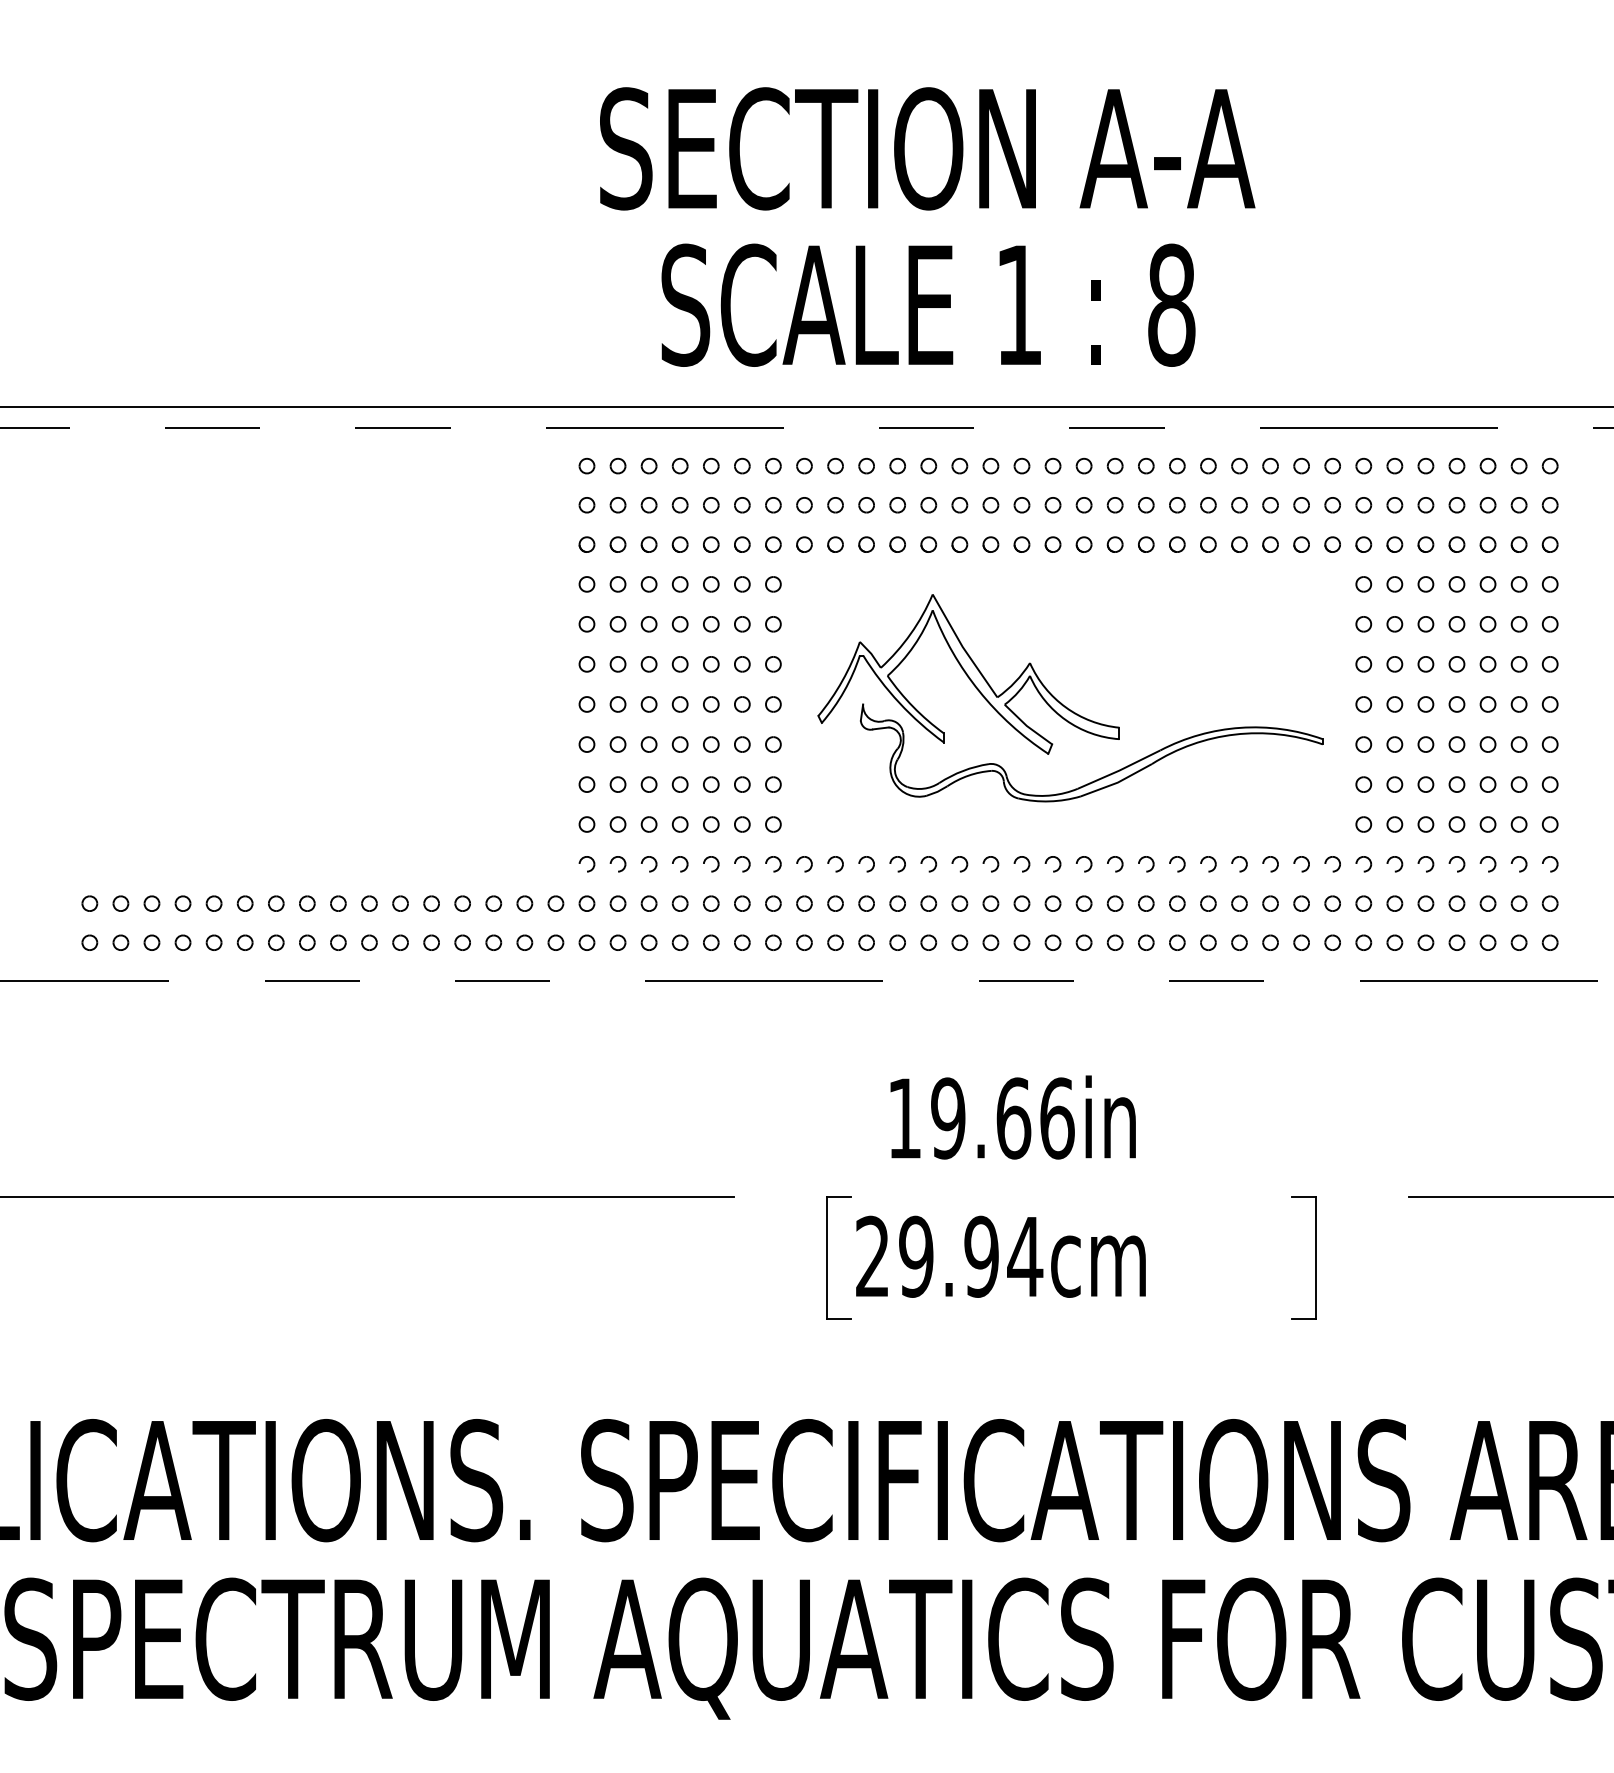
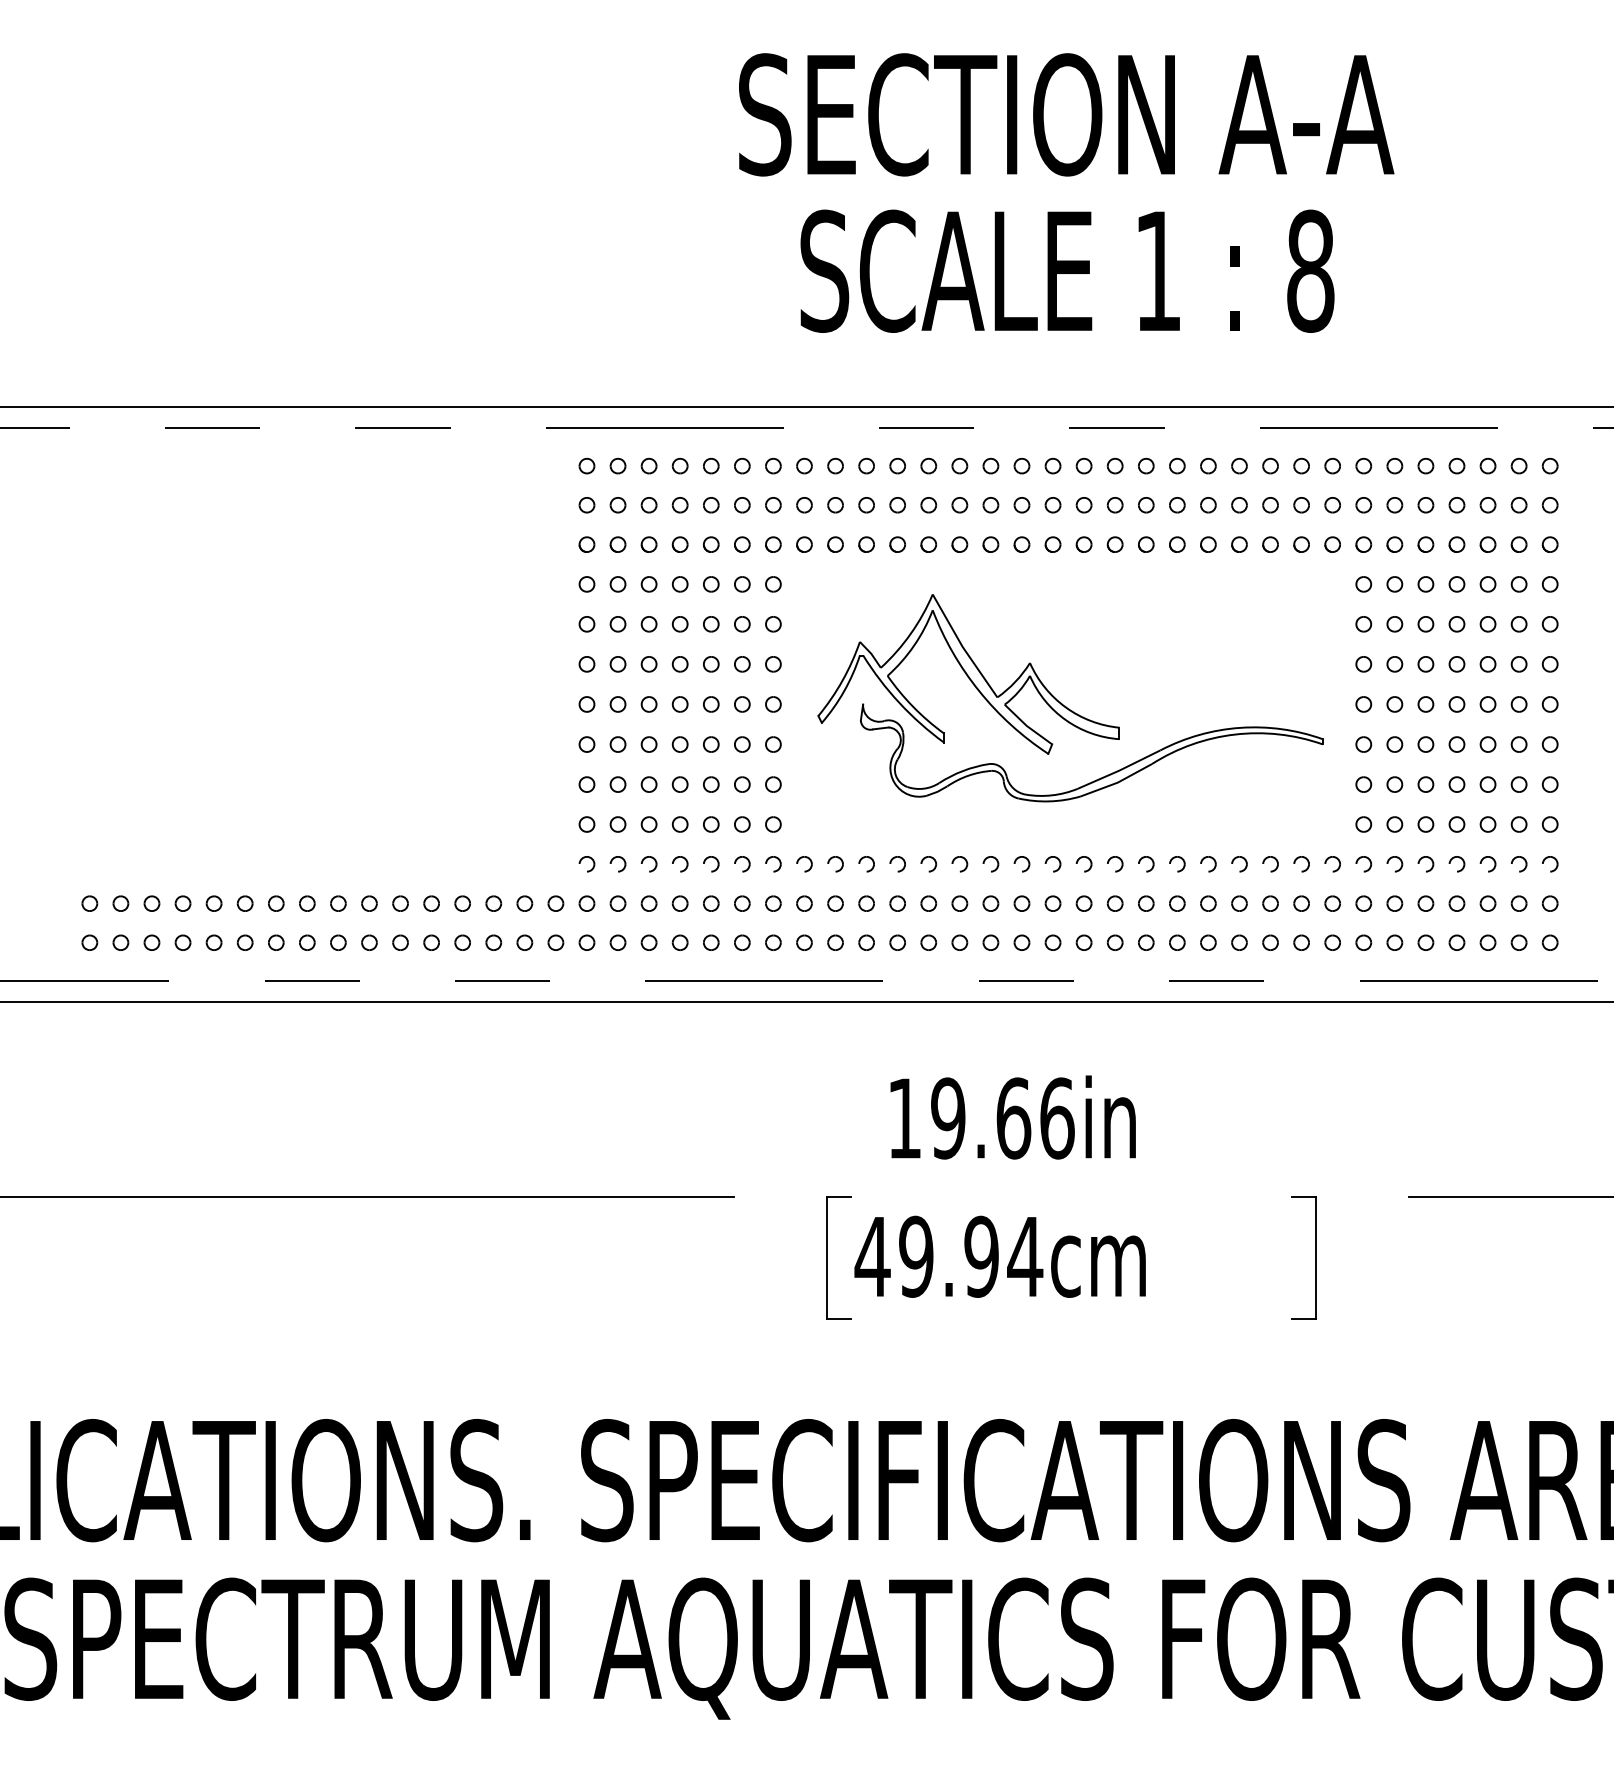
text position: (927, 226) -> (1066, 192) (1066, 192)
line: none -> present (806, 1002)
text: 29.94cm -> 49.94cm (872, 1255)
